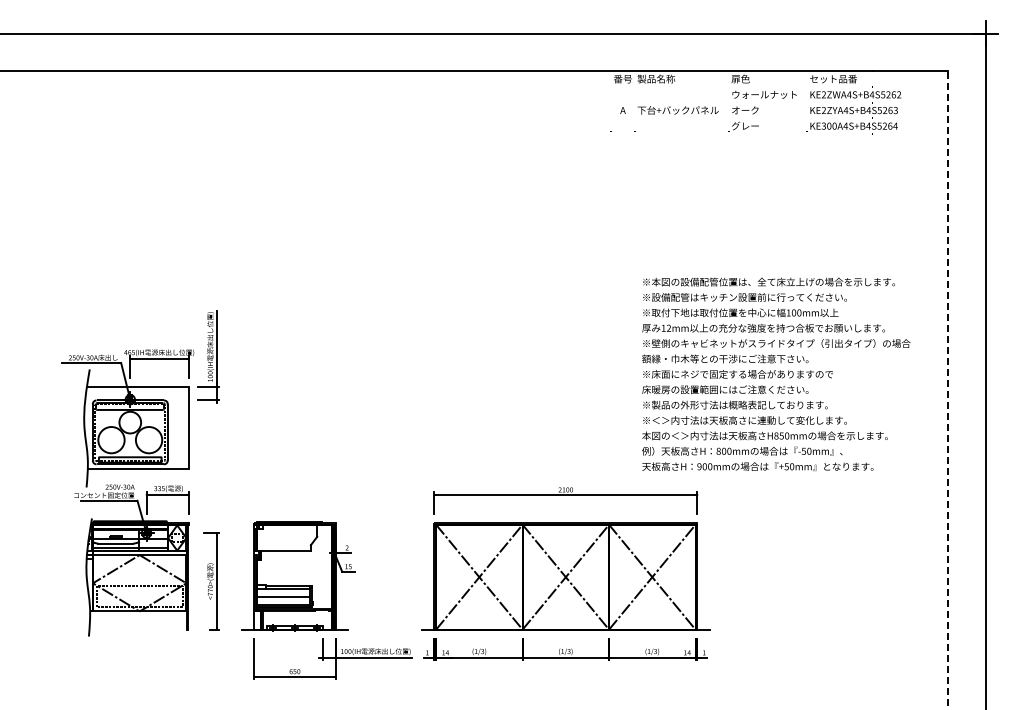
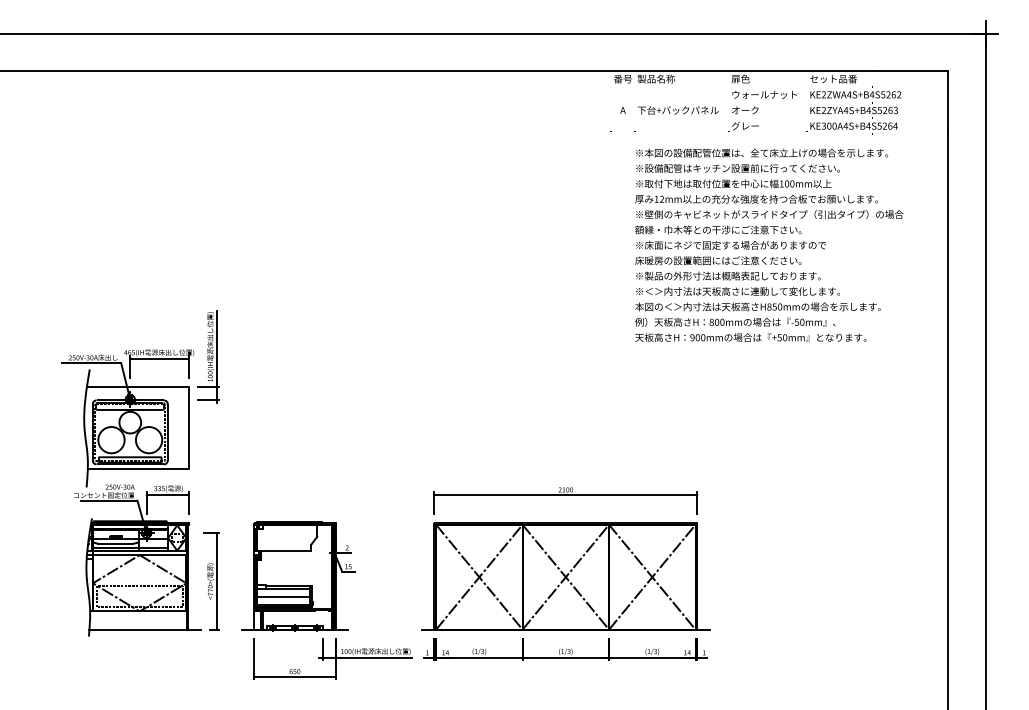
text position: (776, 374) -> (769, 245) (769, 245)
line: dashed -> solid (948, 390)
line: none -> present (145, 629)
